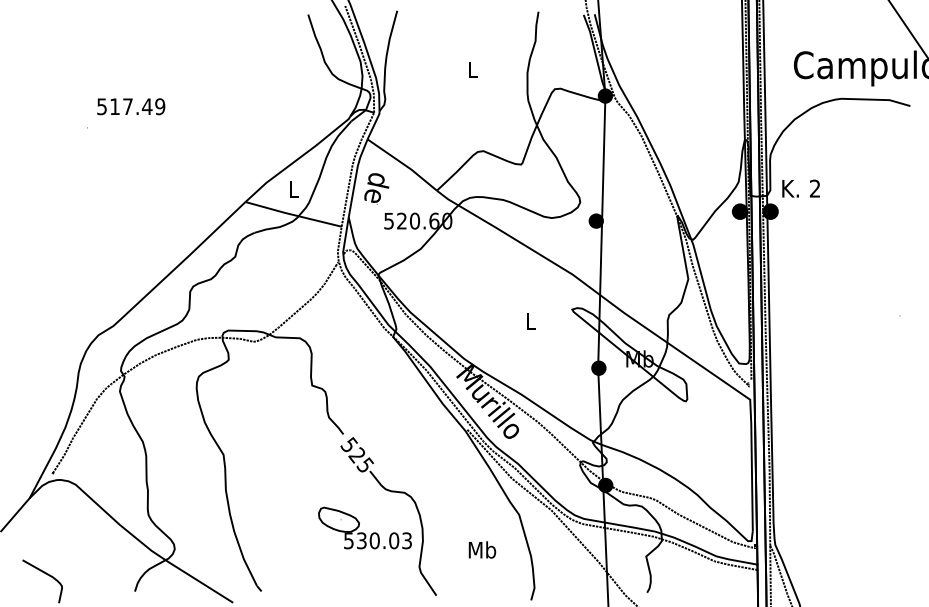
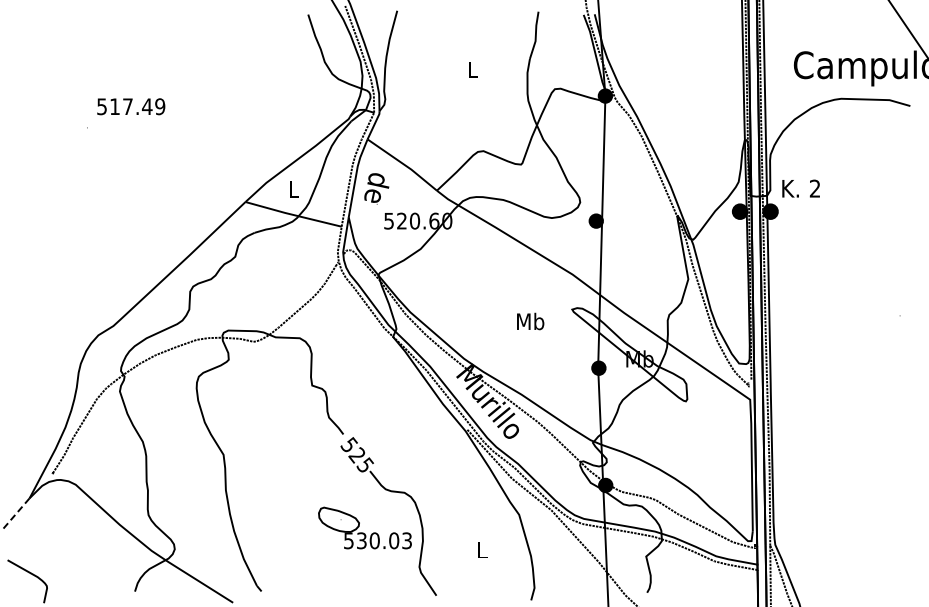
text: L -> Mb (530, 321)
line: solid -> dashed (15, 514)
text: Mb -> L (482, 549)
curve position: (45, 574) -> (30, 574) (30, 574)
